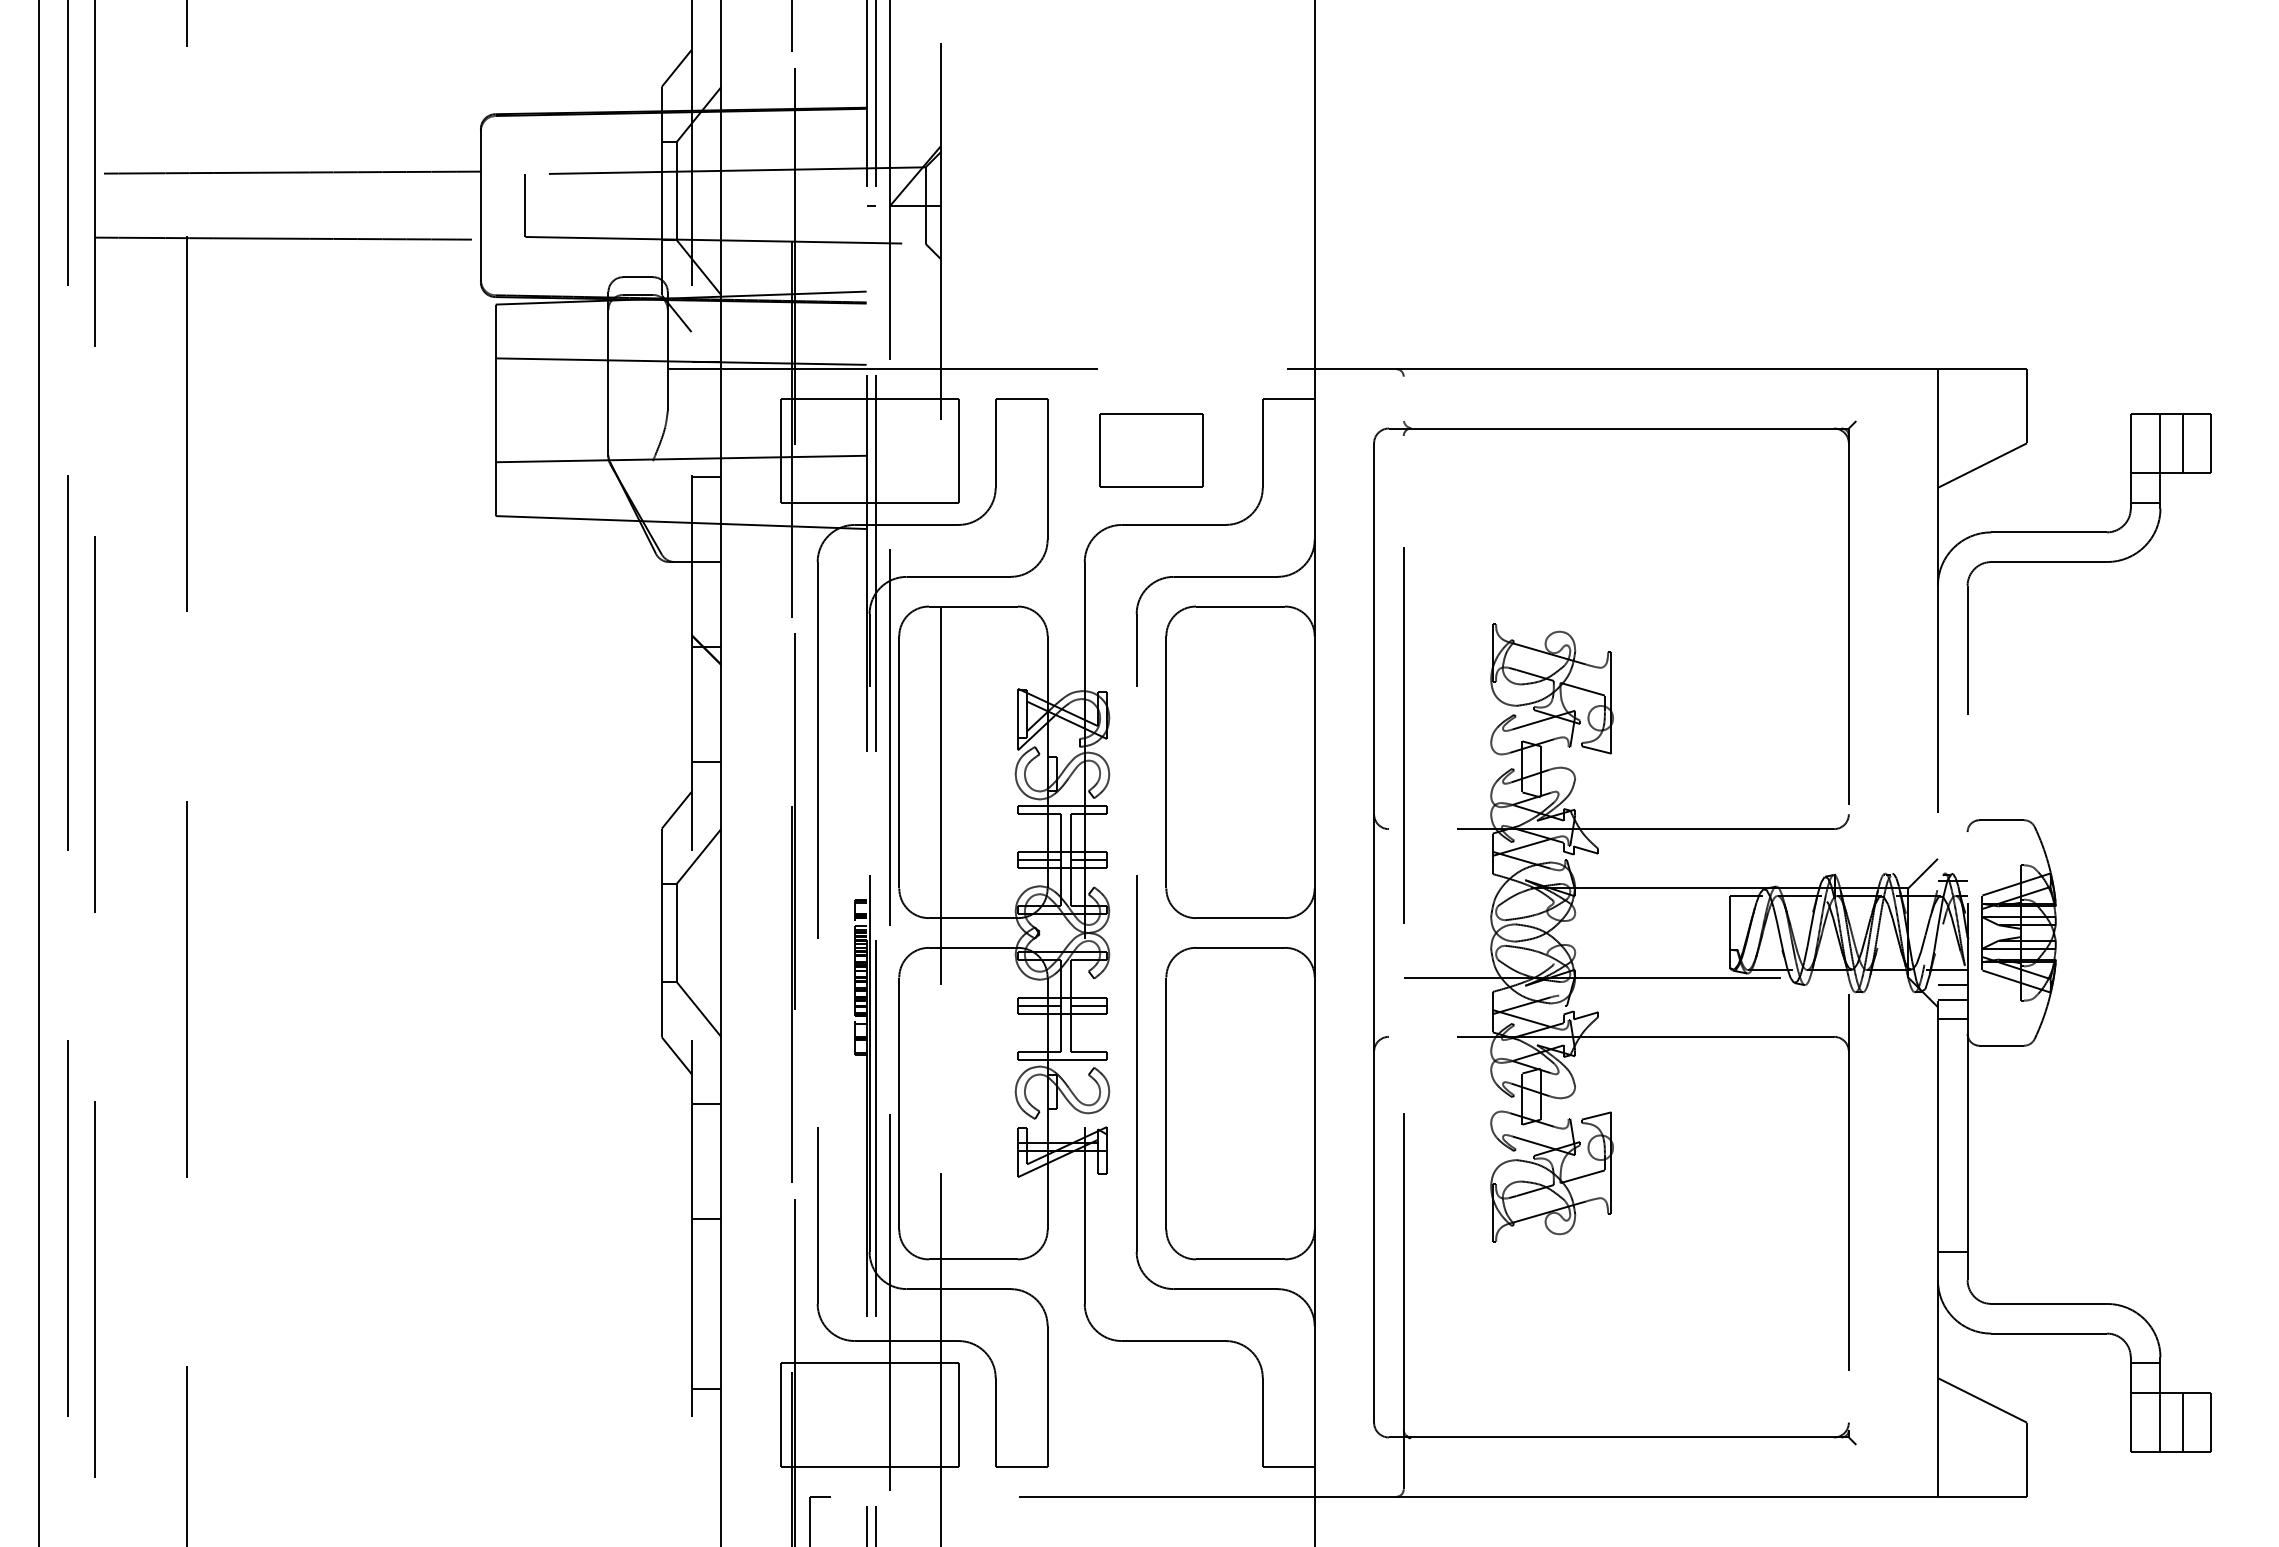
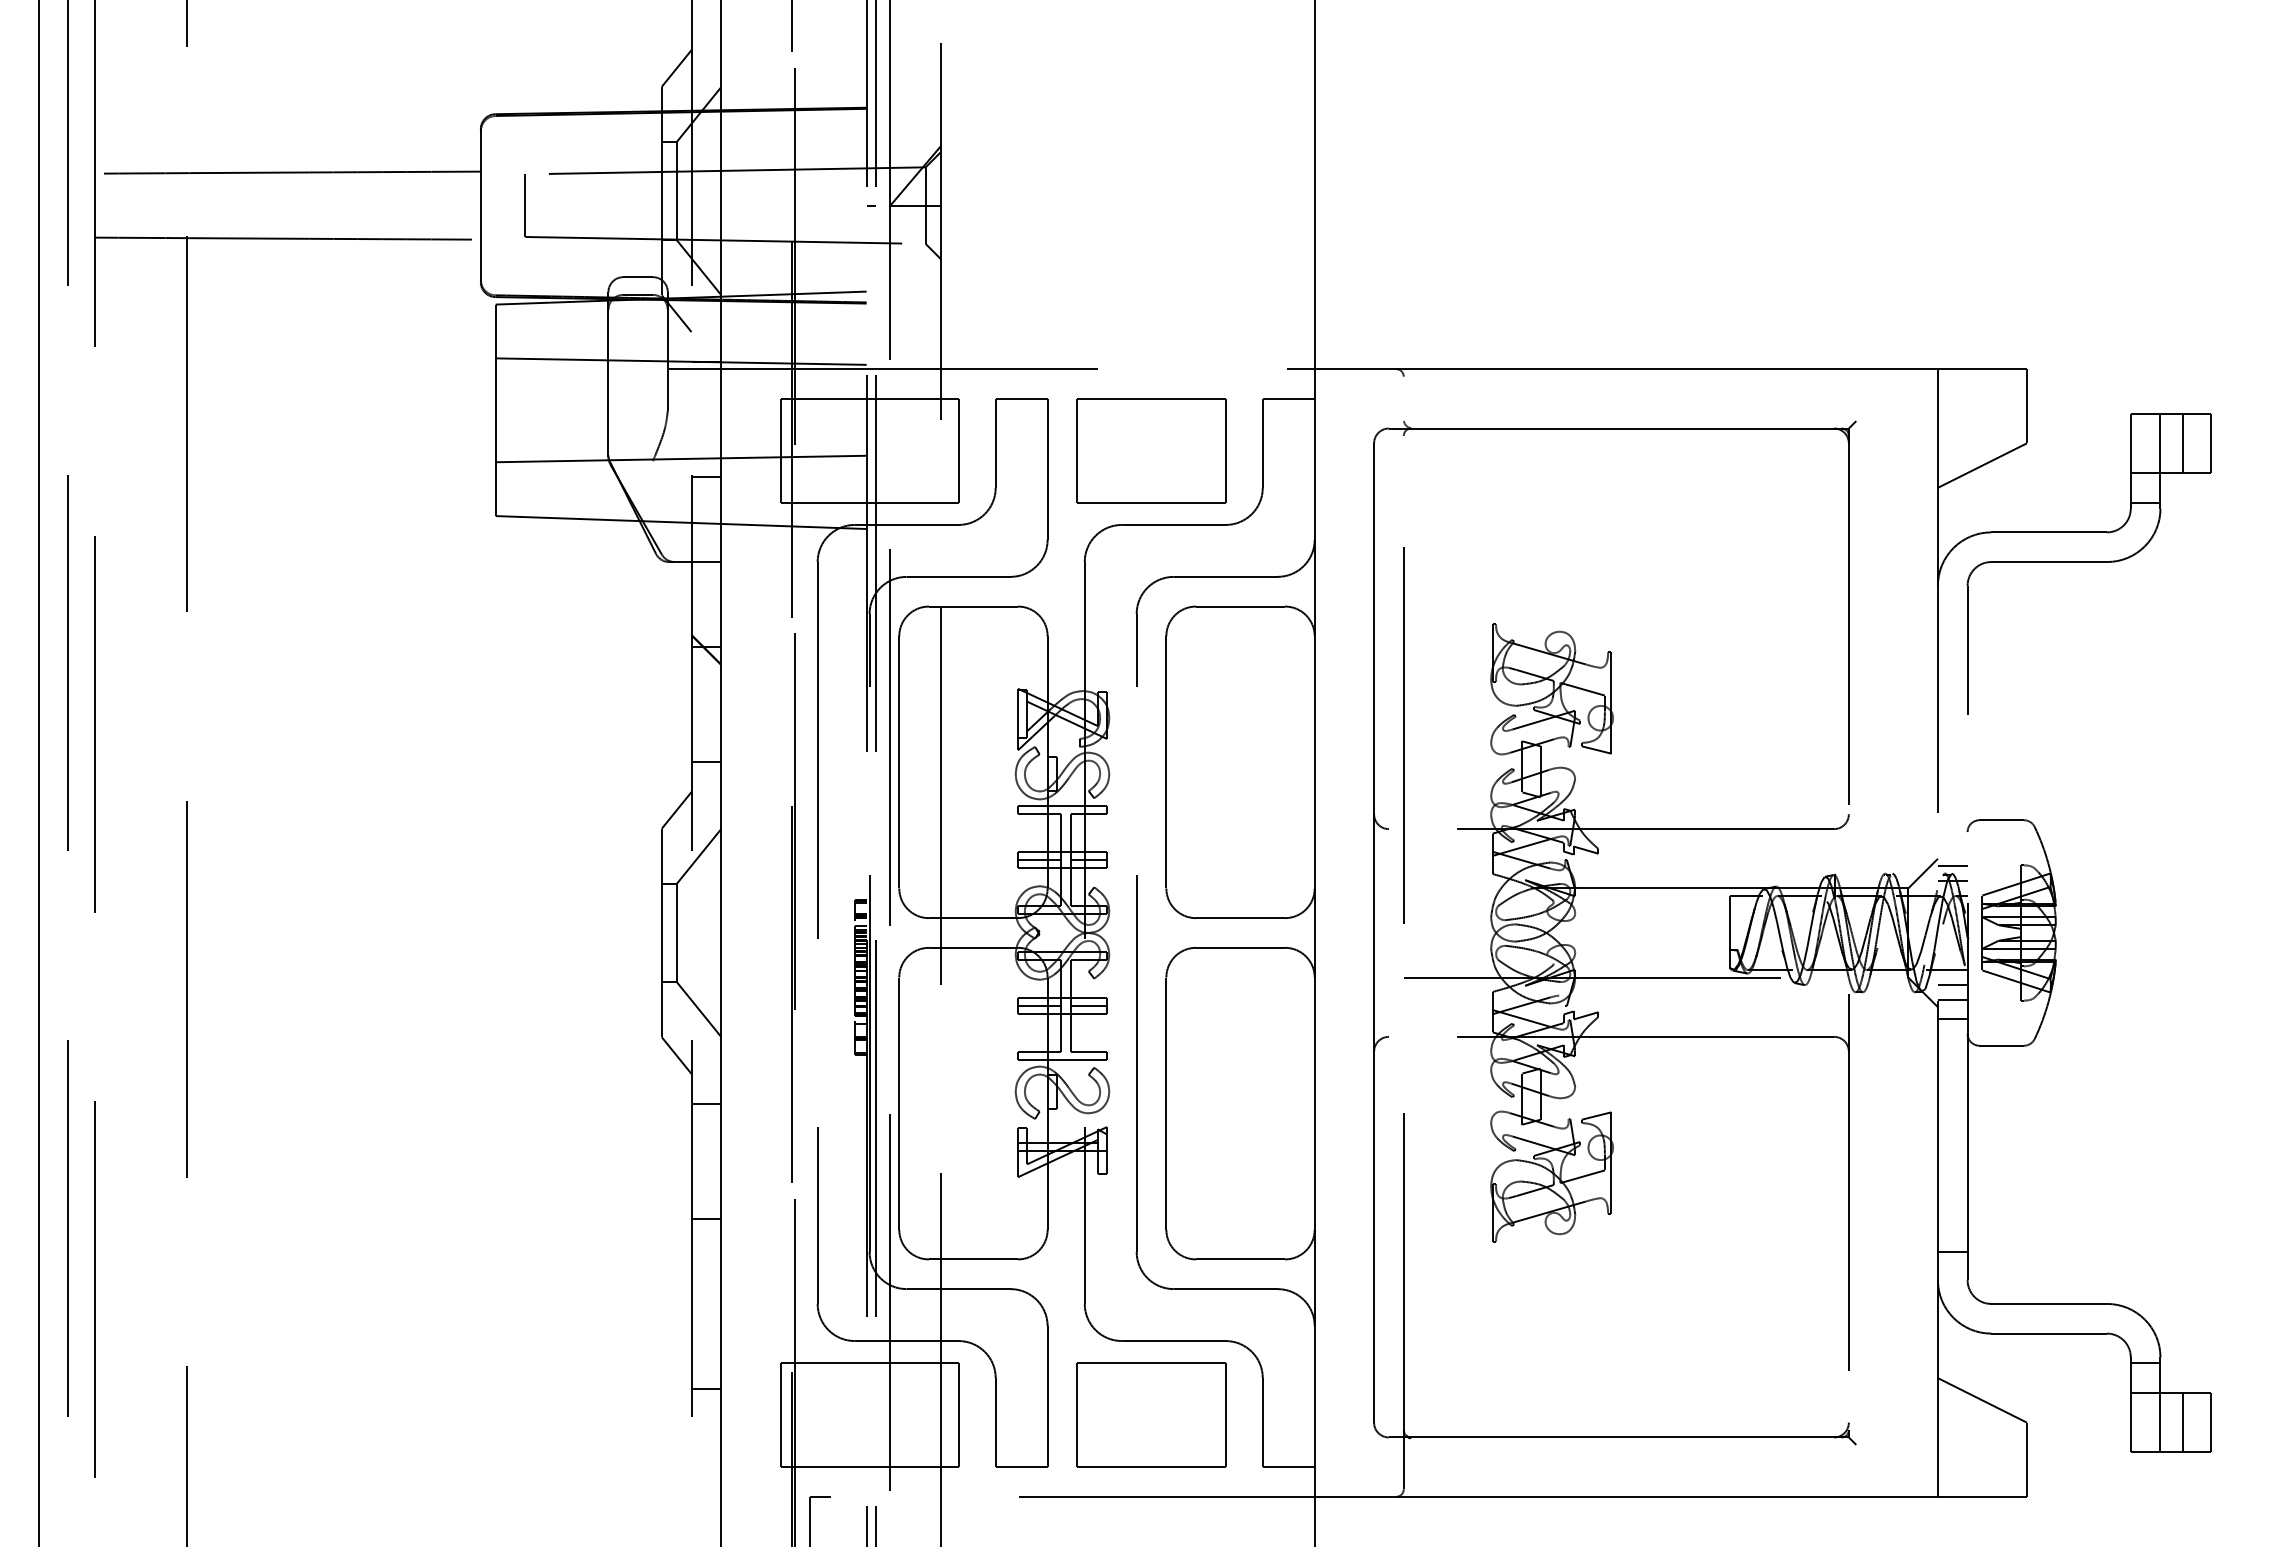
part size: 105x75 px -> 151x106 px (1151, 450)
line: none -> present (1952, 866)
part: none -> present (1151, 1414)
